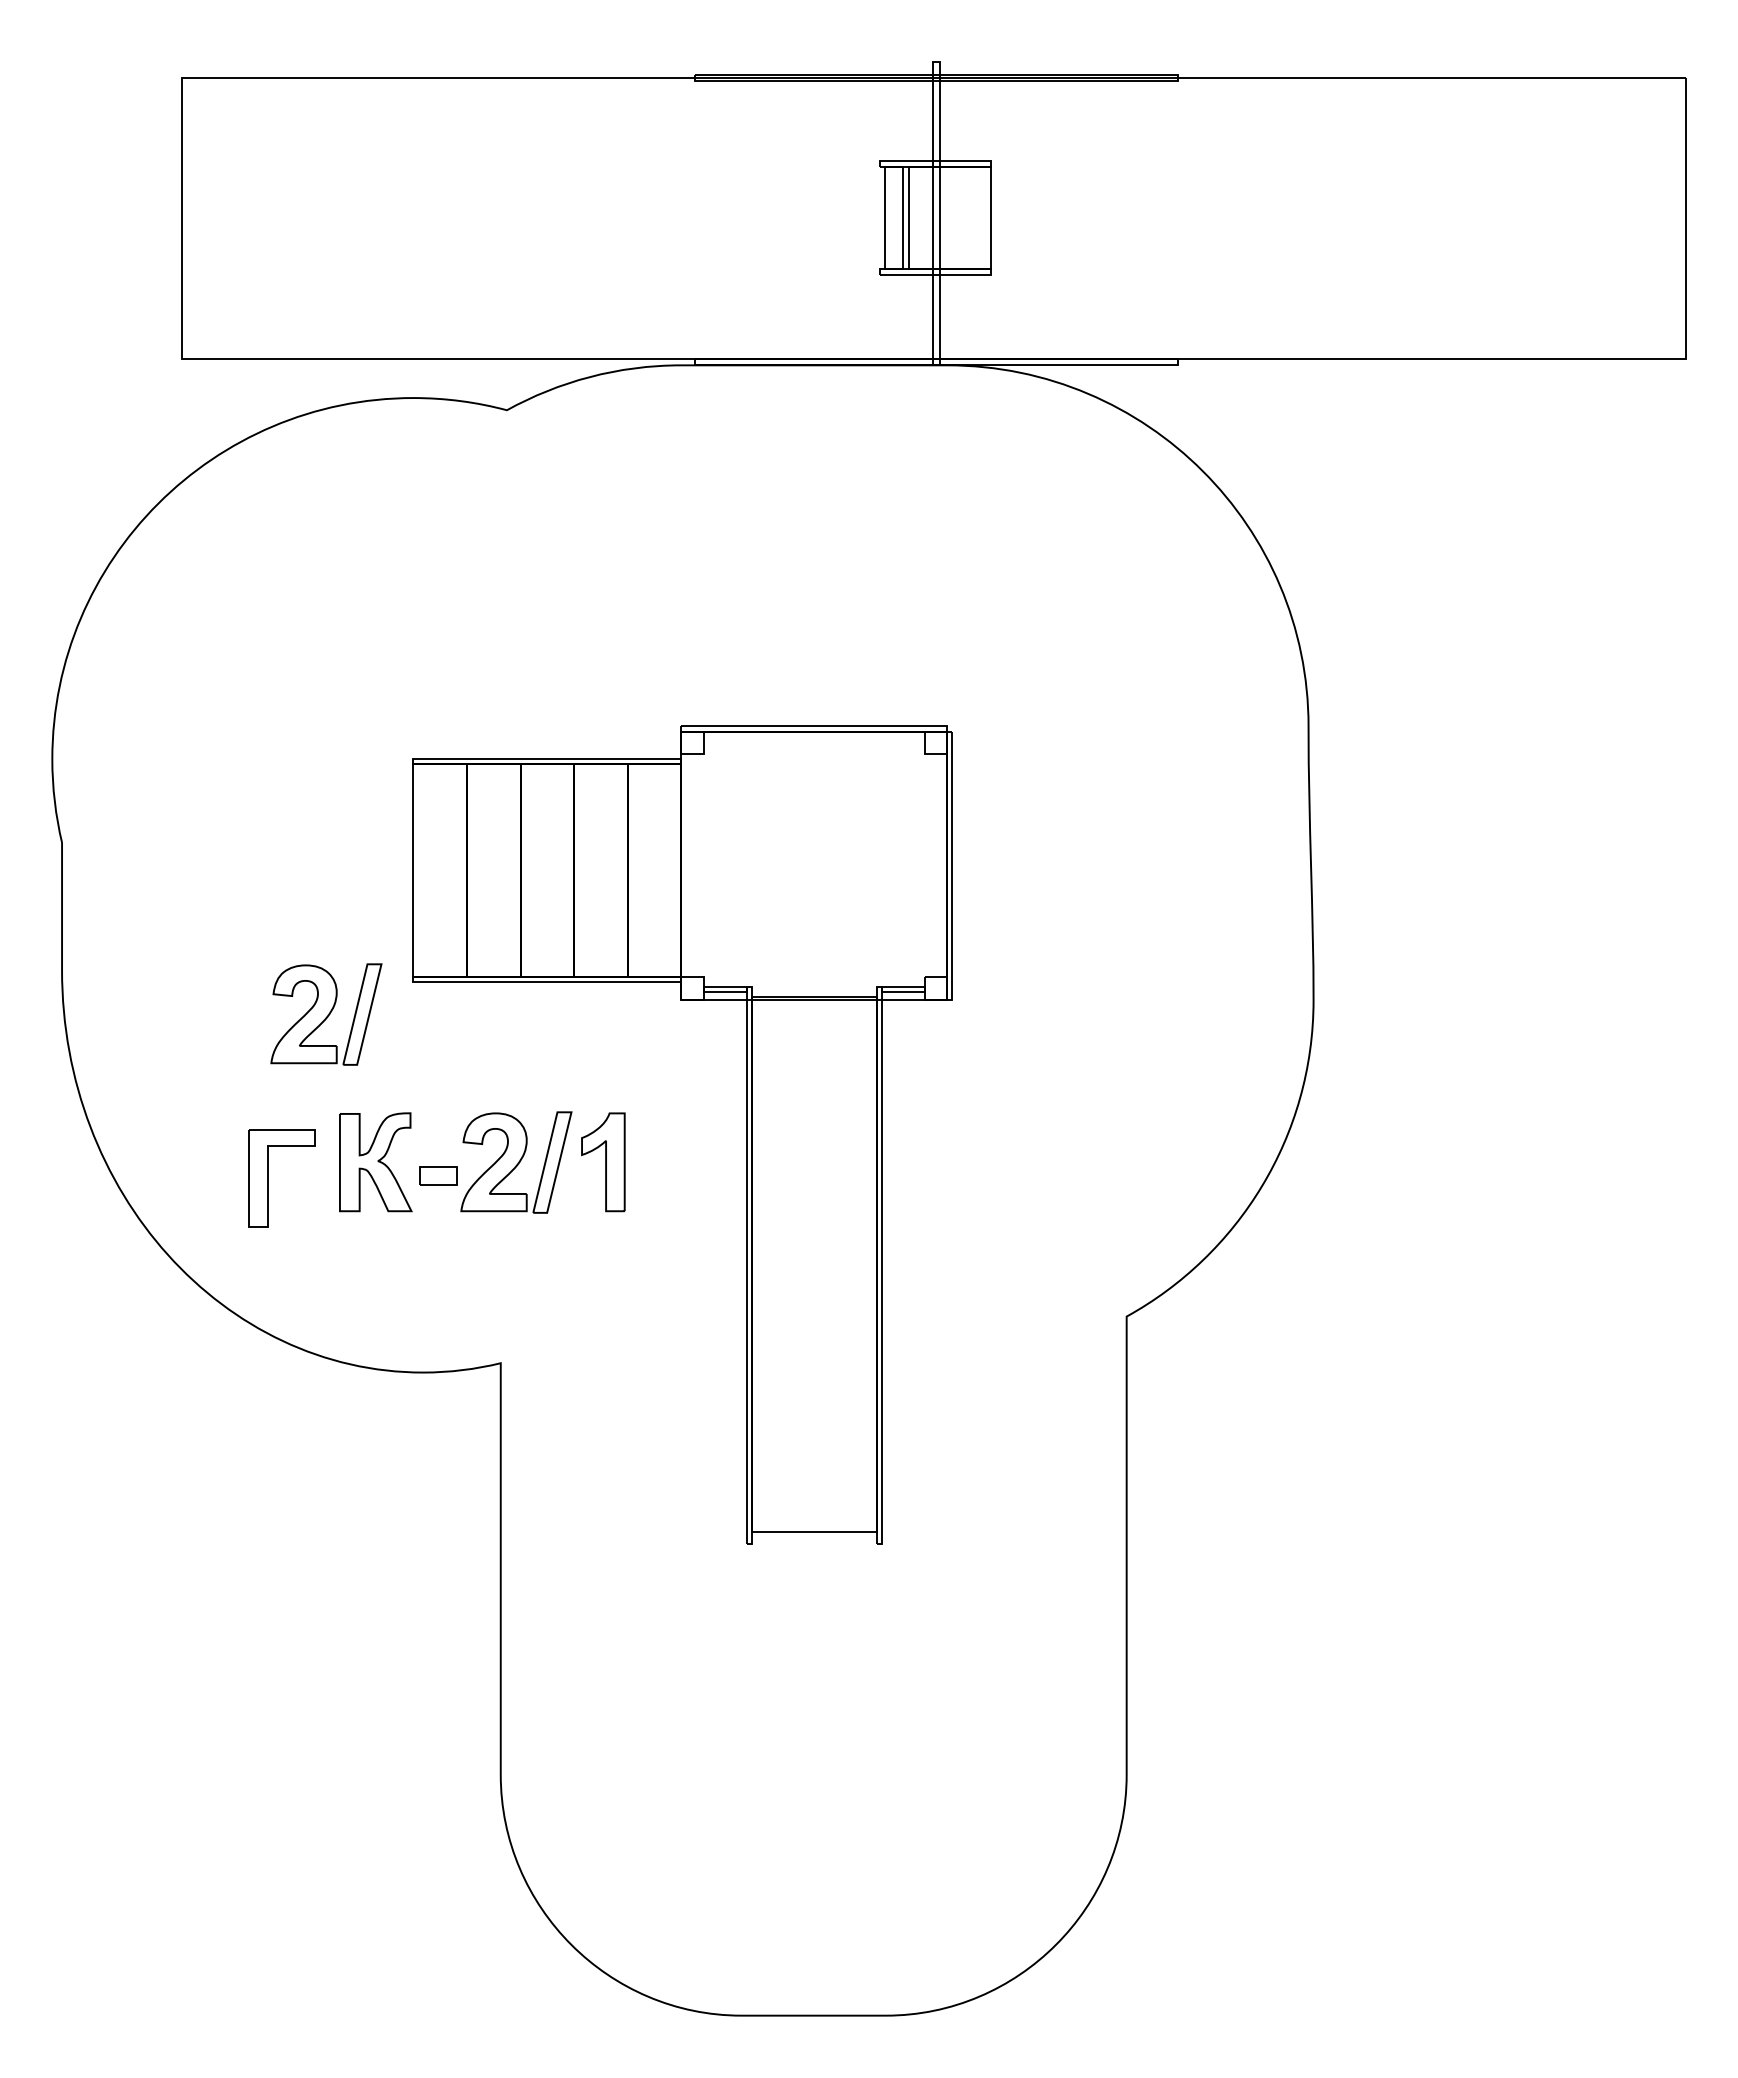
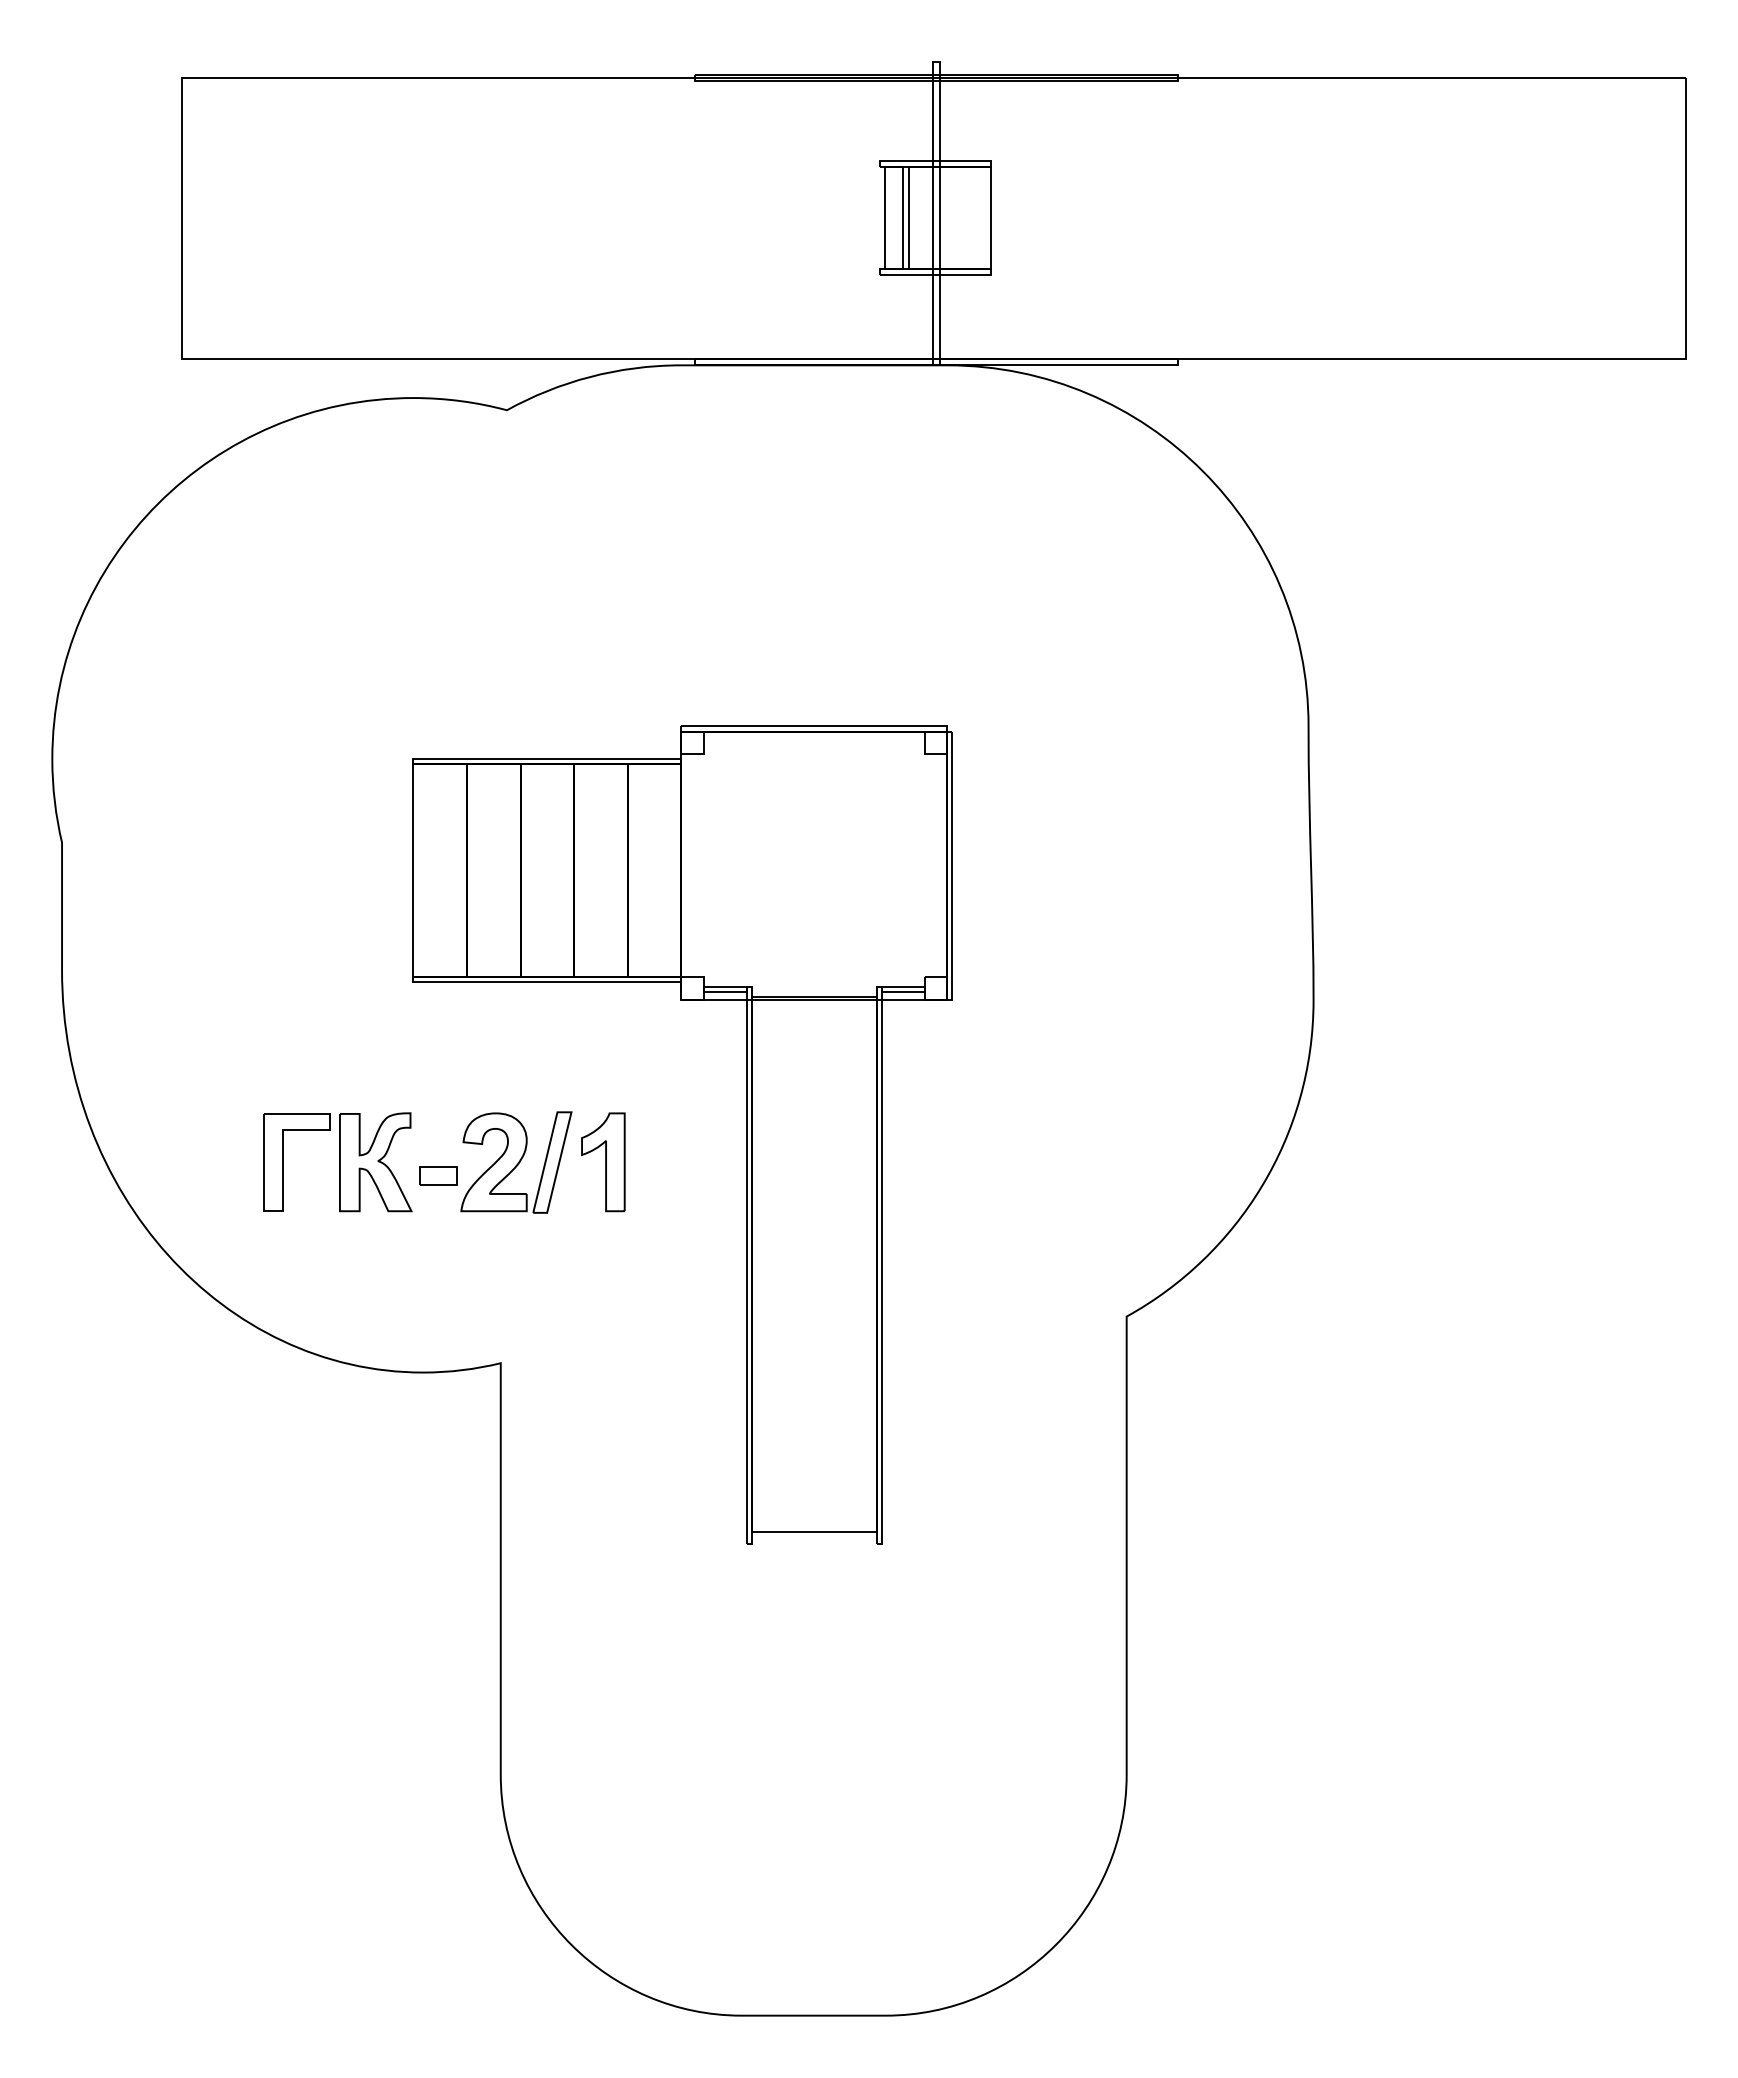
part: present -> none (326, 1014)
part position: (268, 1178) -> (283, 1162) (283, 1162)
